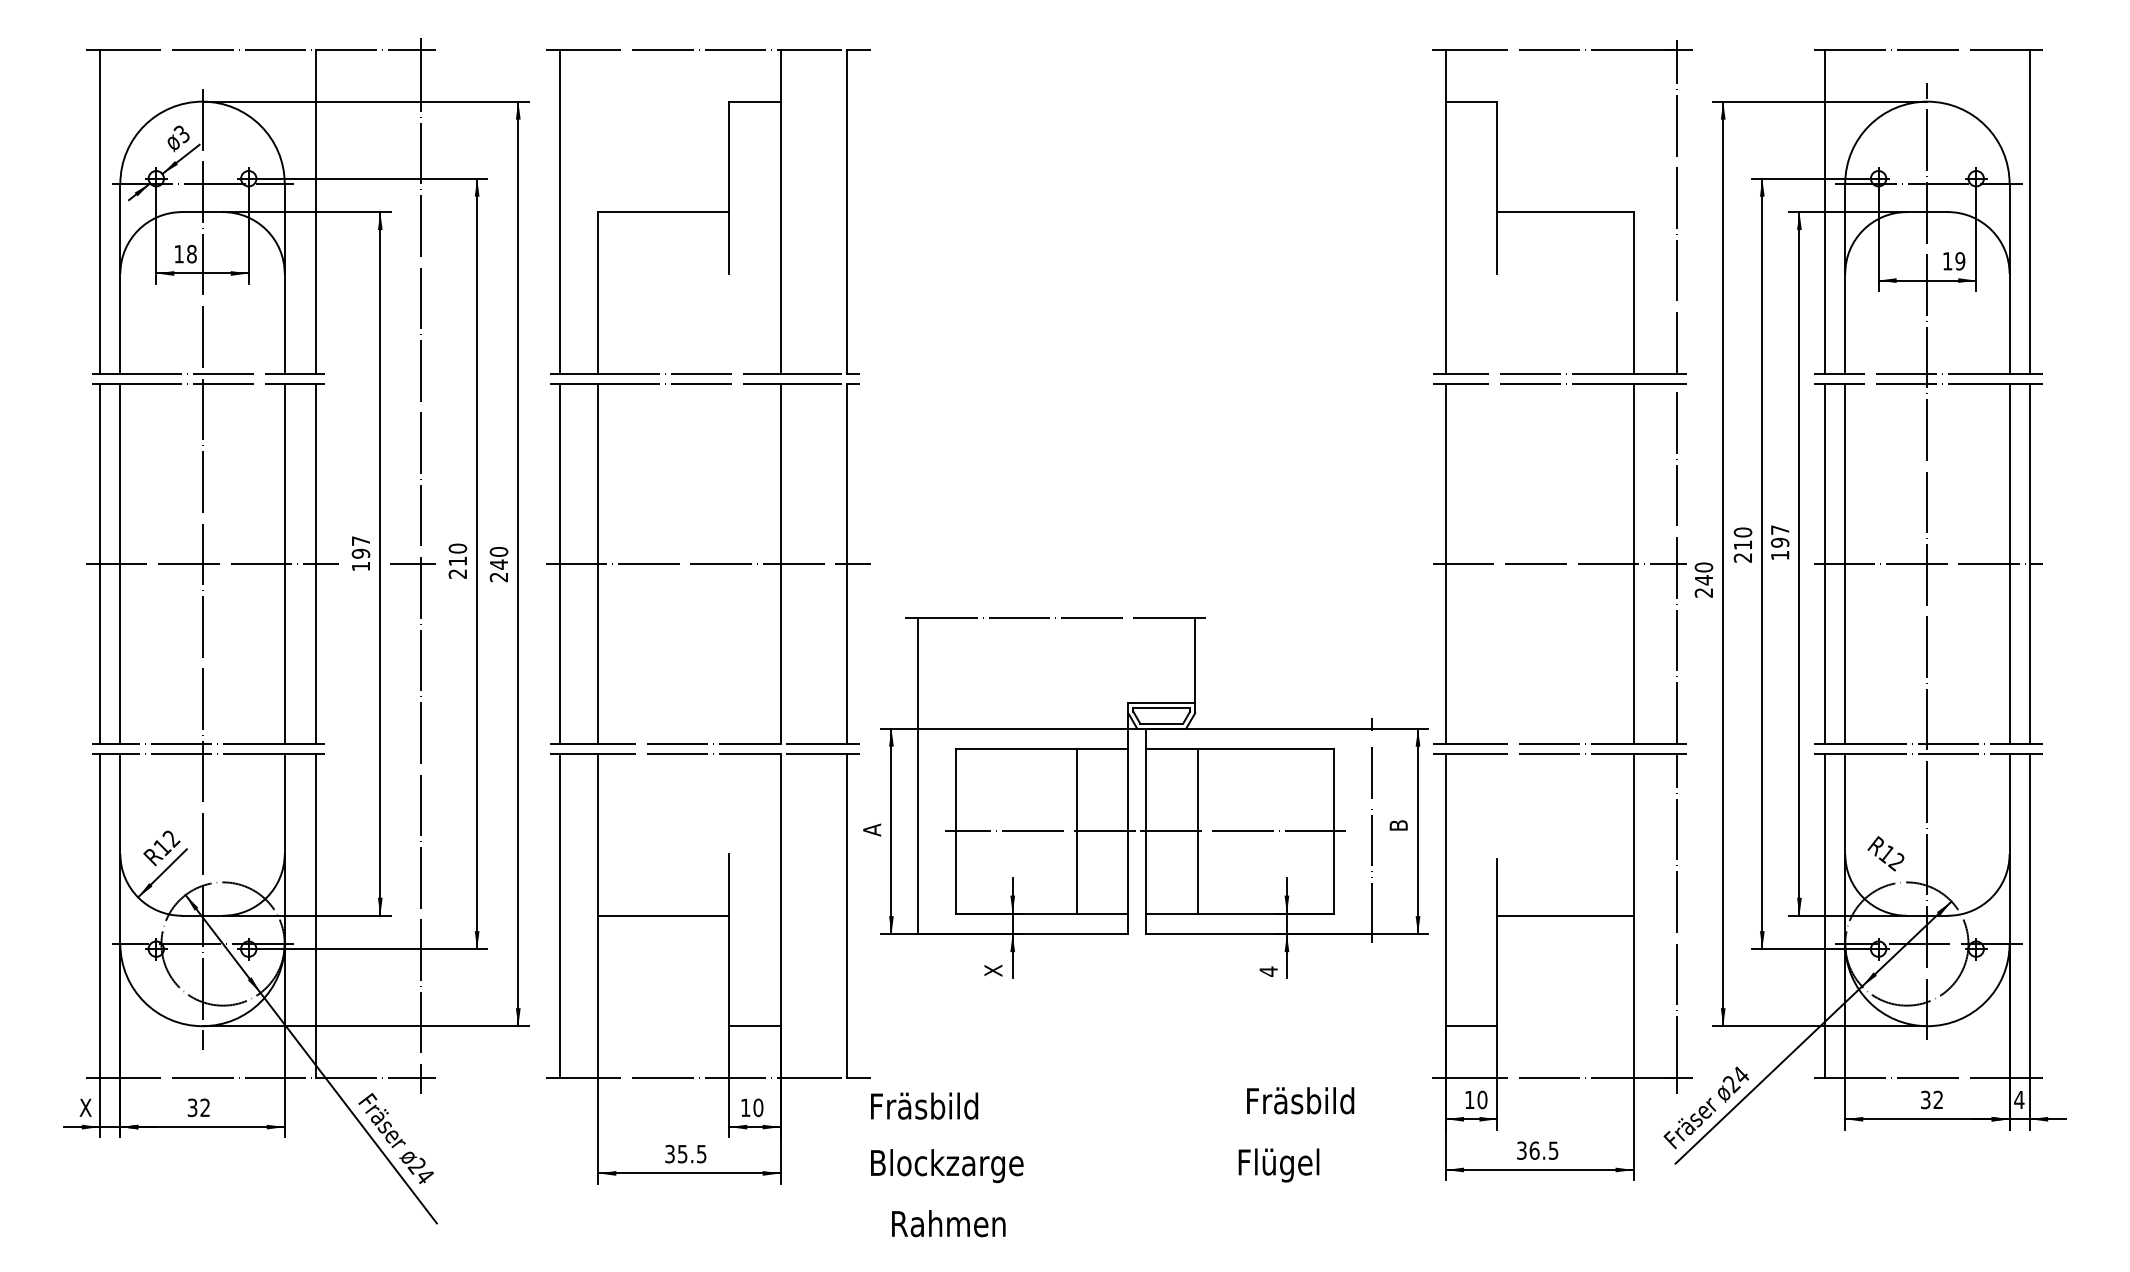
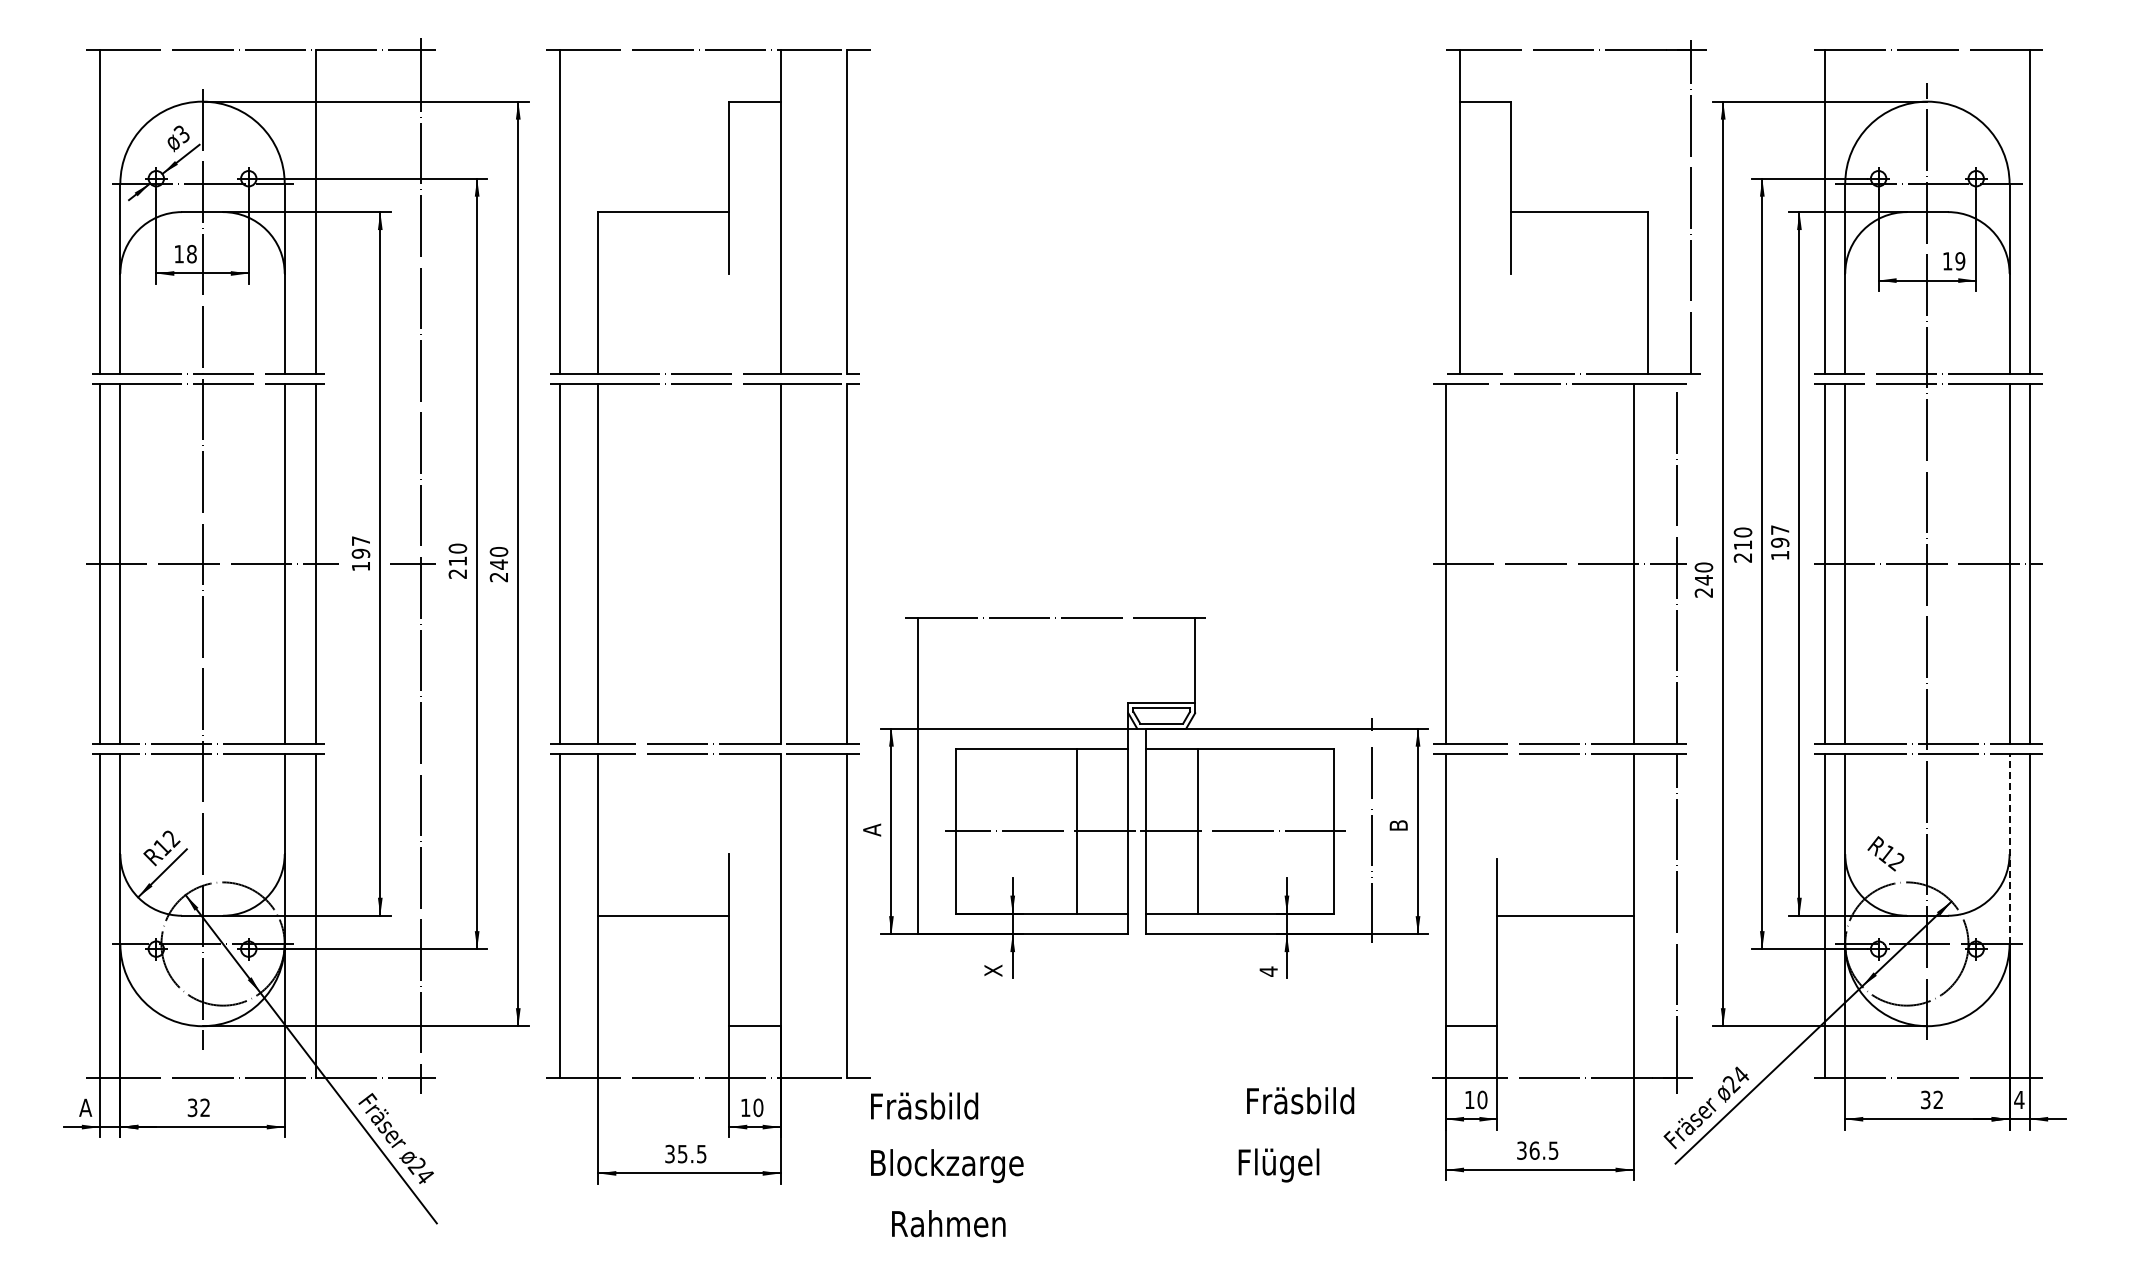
part position: (1562, 207) -> (1576, 207) (1576, 207)
line: present -> none (707, 563)
line: solid -> dashed (2009, 848)
text: X -> A (85, 1107)
